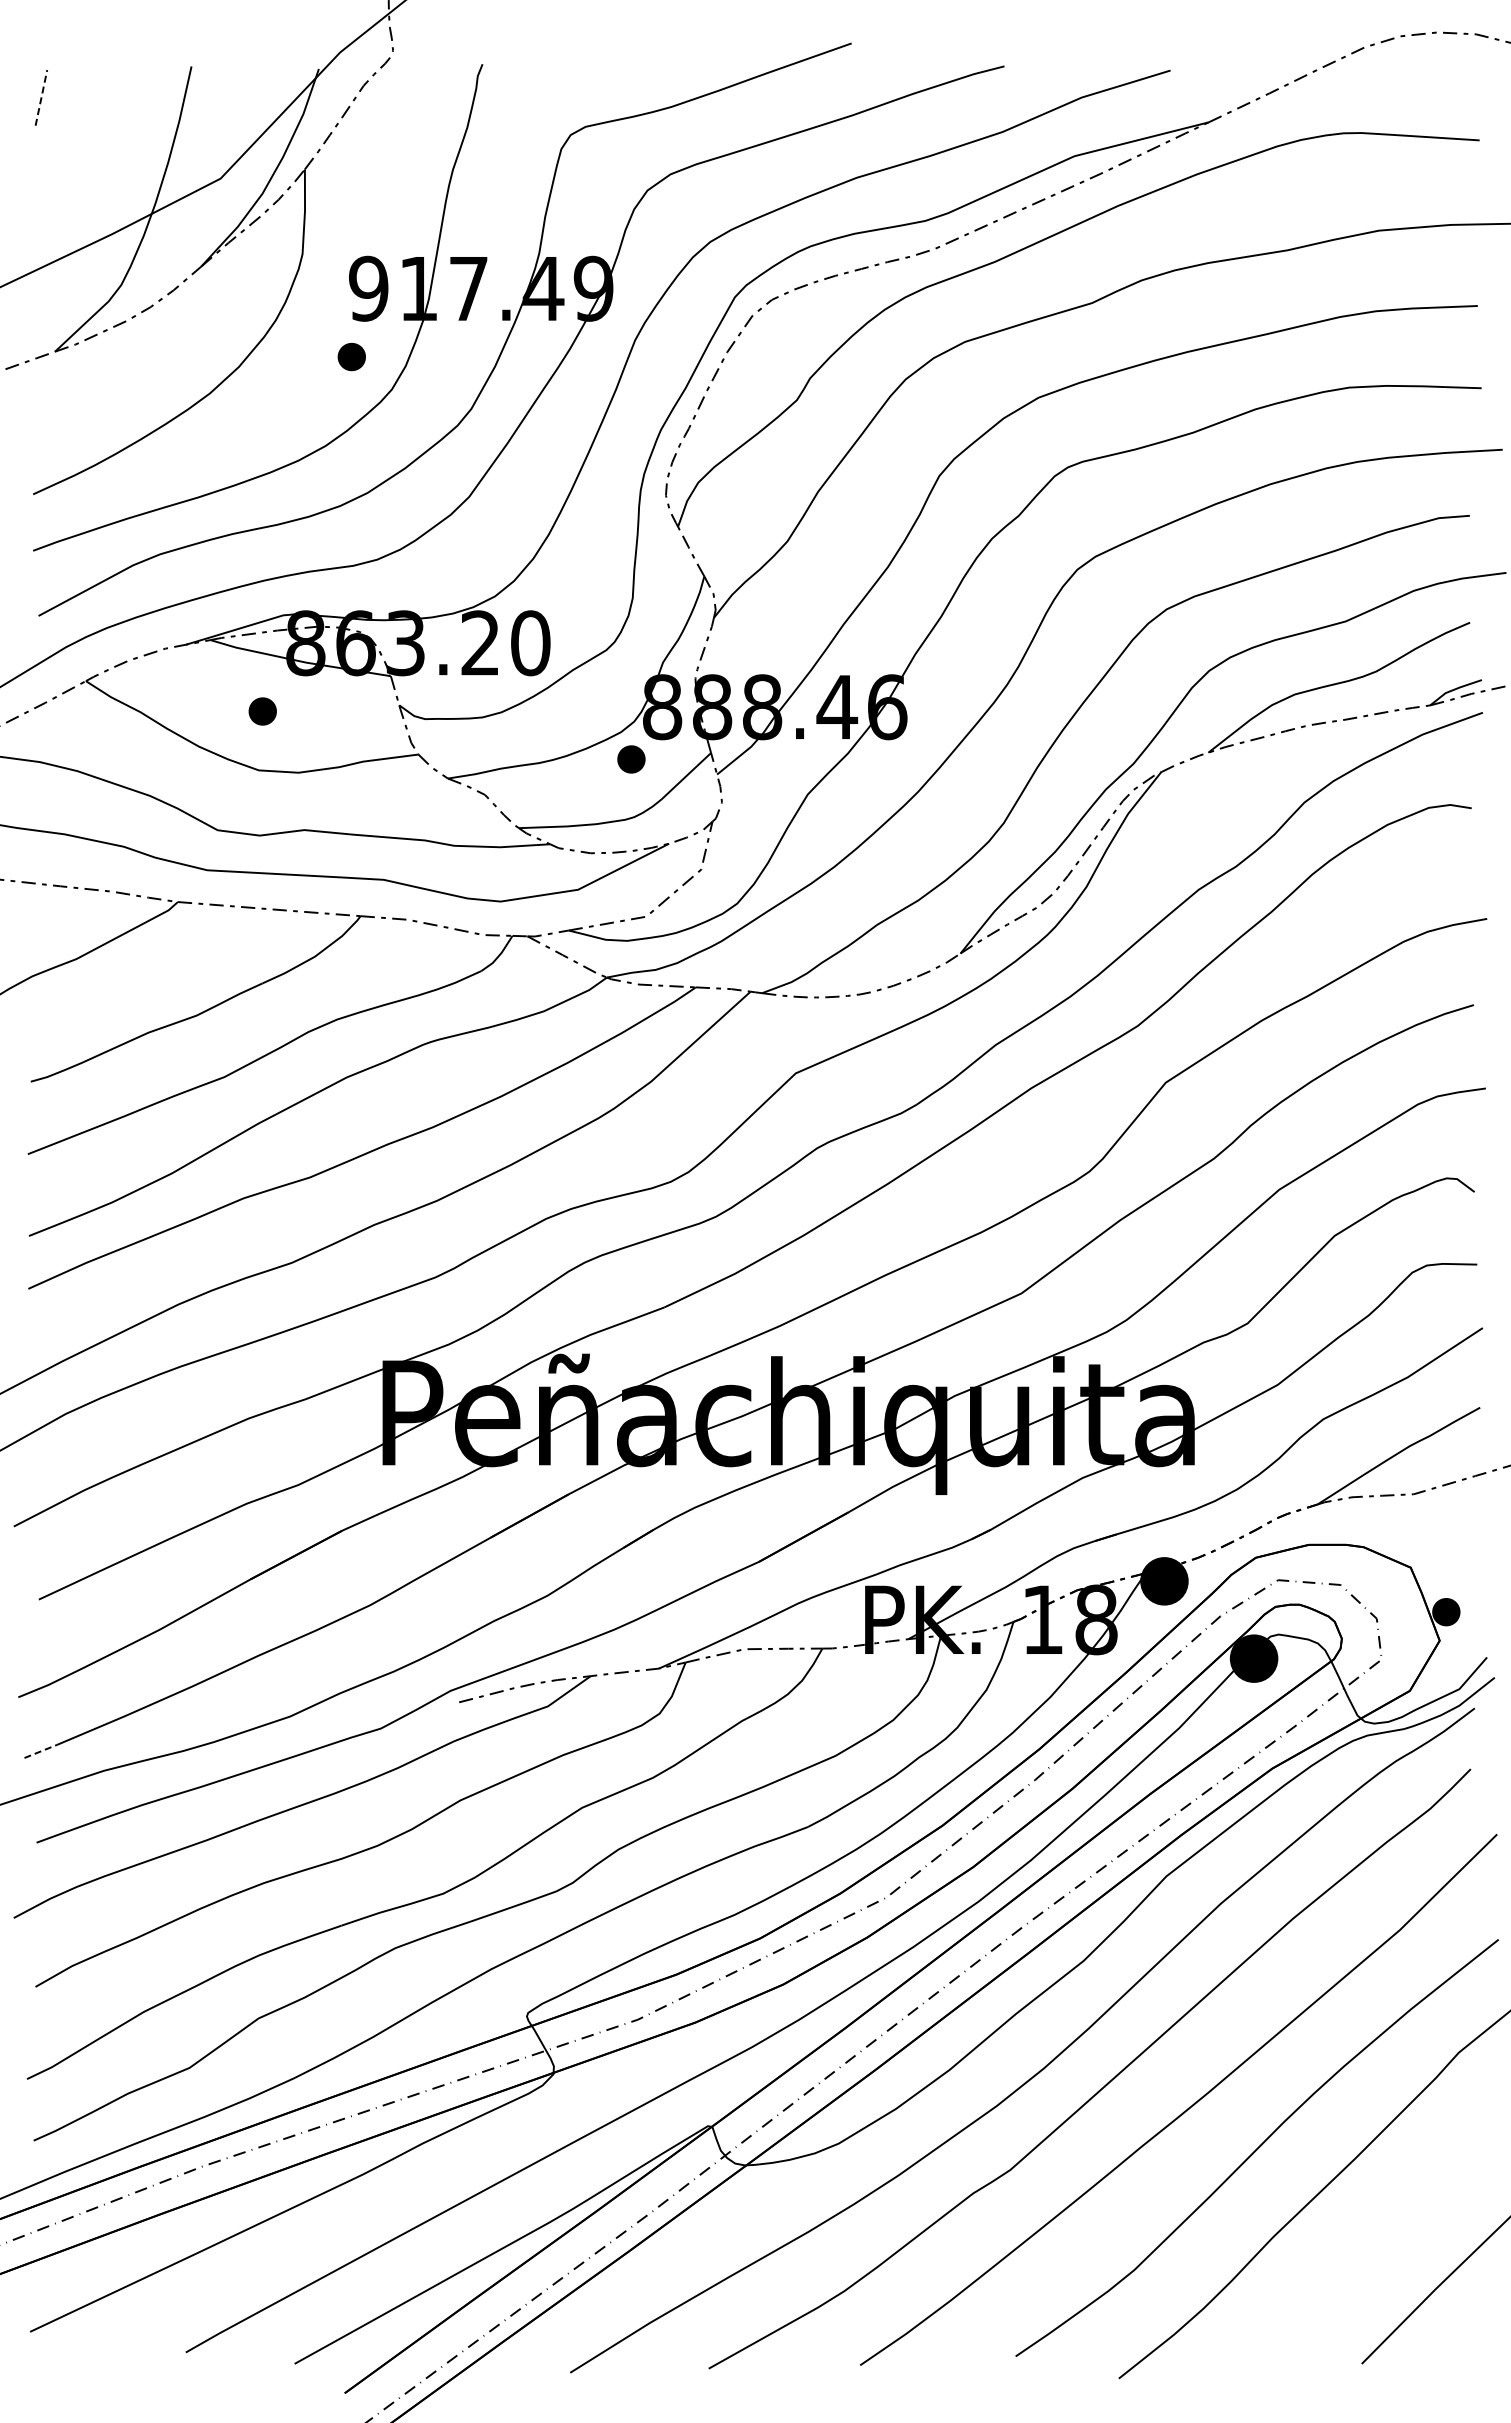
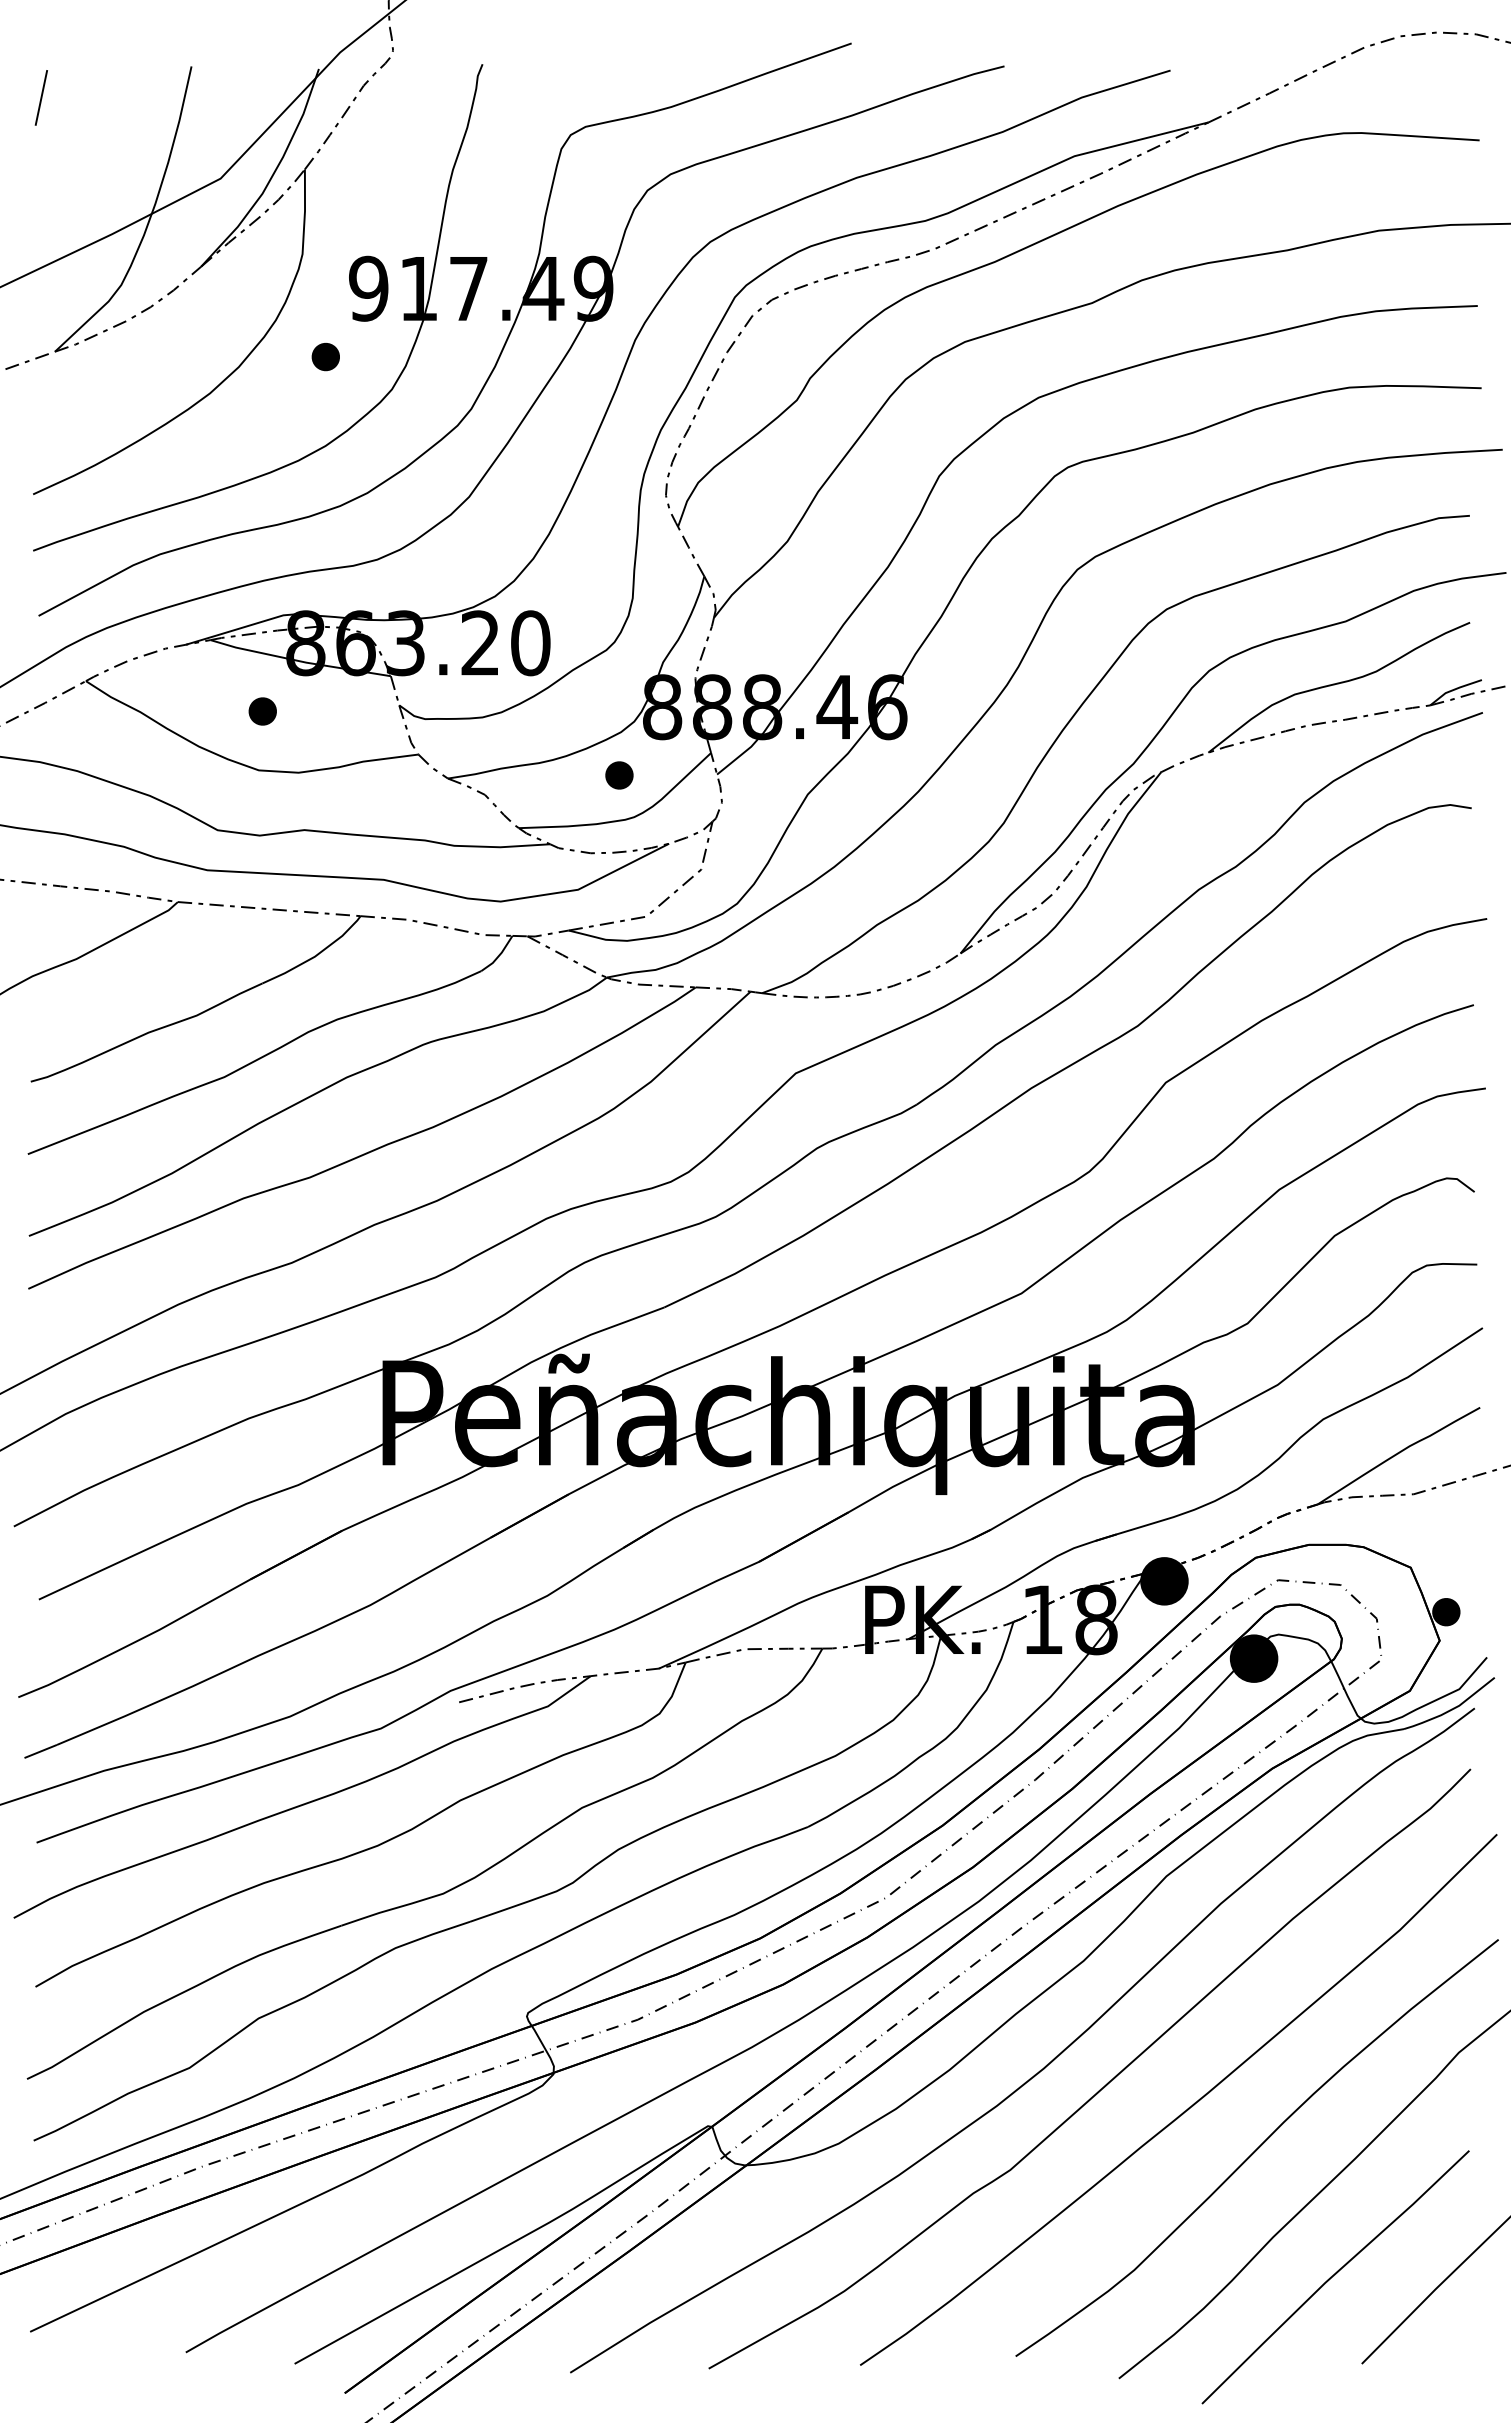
line: dashed -> solid (41, 97)
part position: (351, 357) -> (325, 357) (325, 357)
part position: (631, 759) -> (619, 775) (619, 775)
line: dashed -> solid (40, 1751)
curve: none -> present (1335, 2275)
